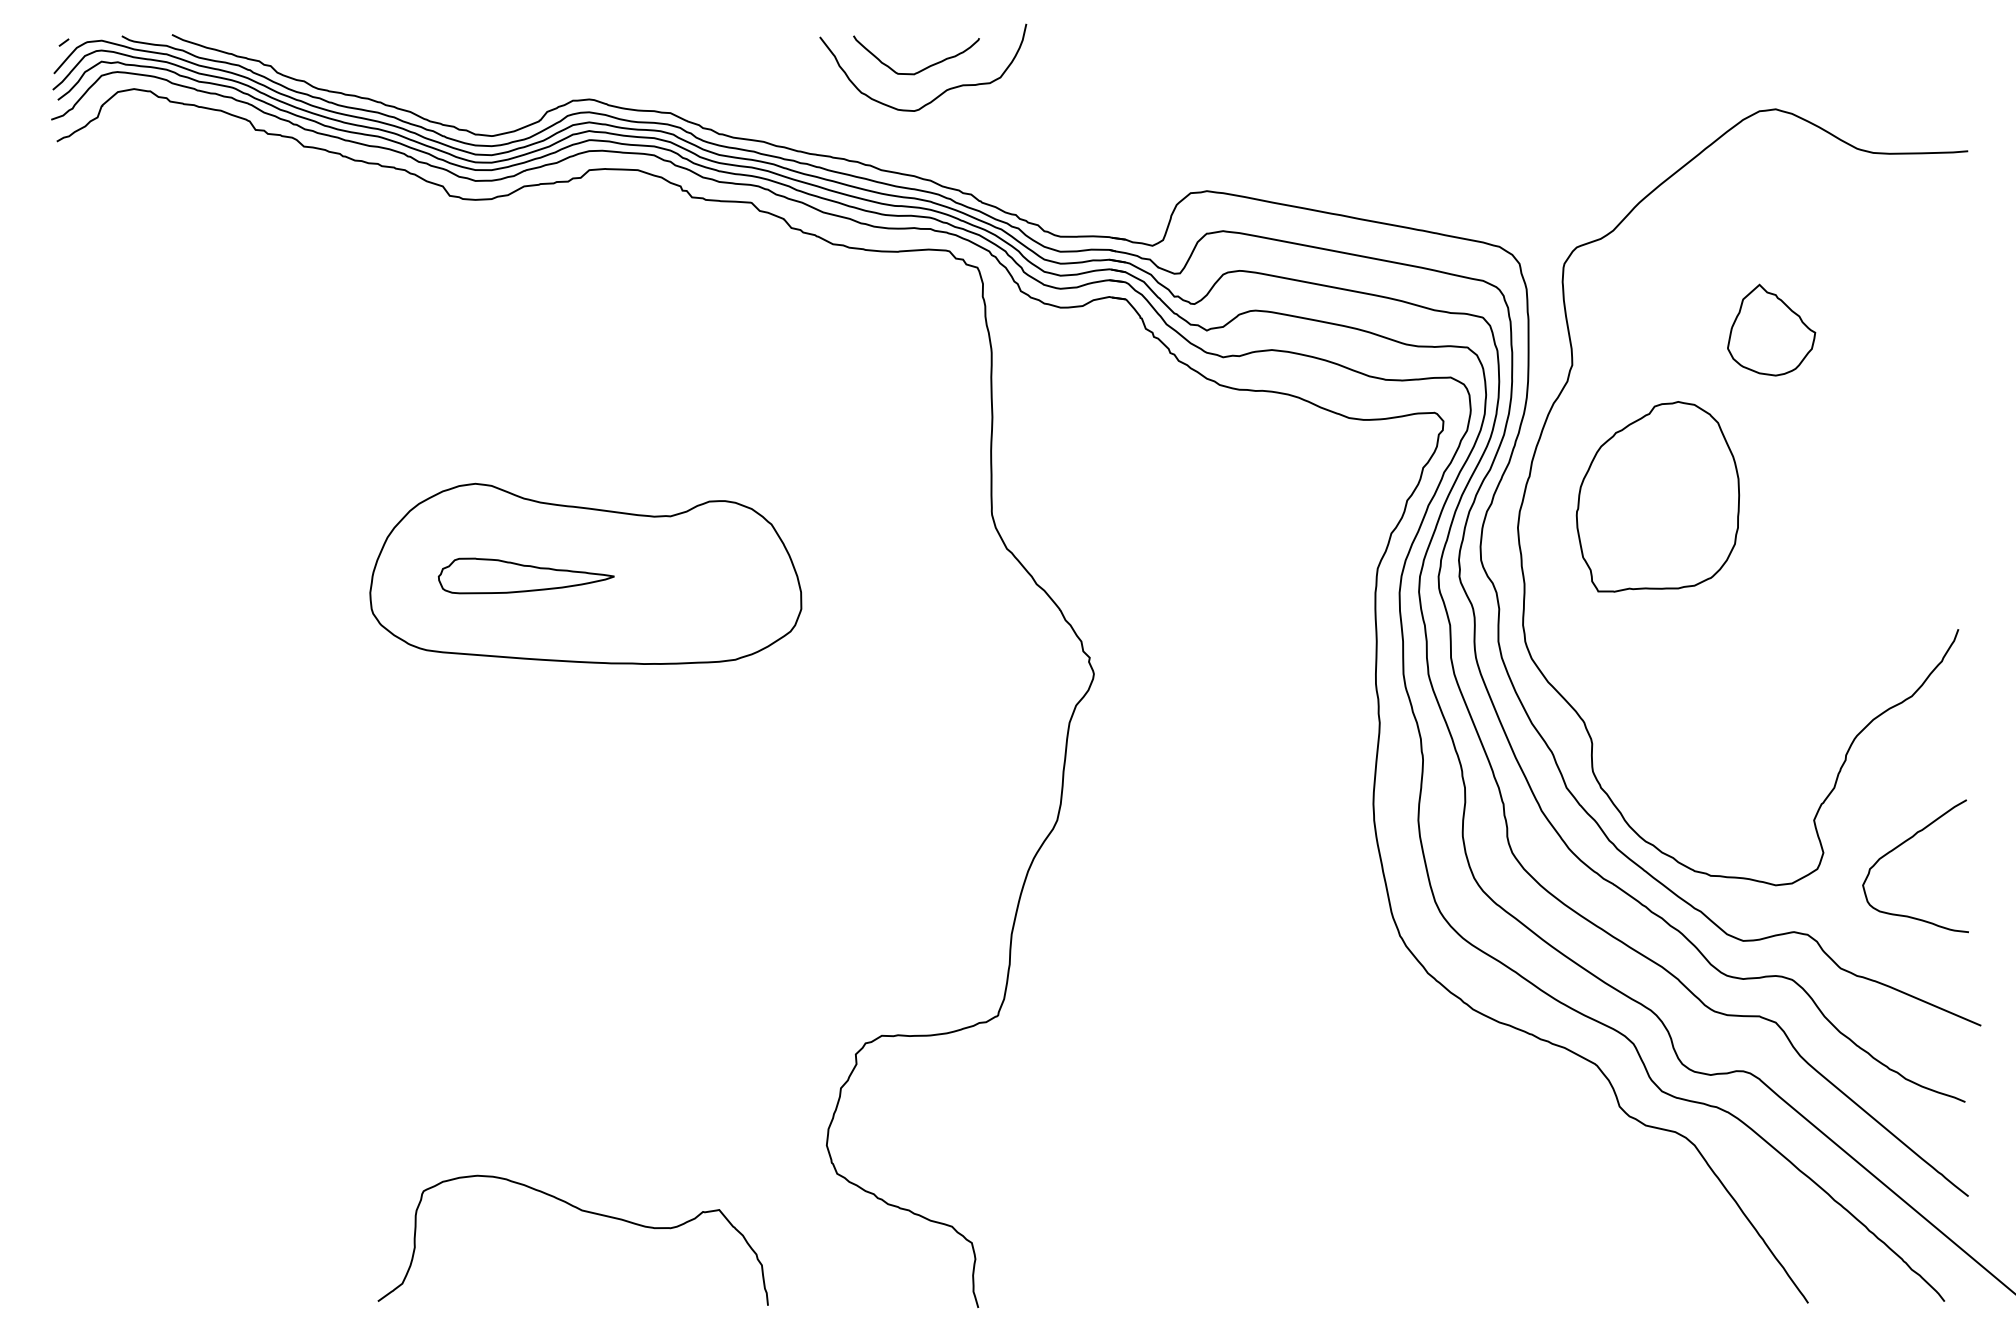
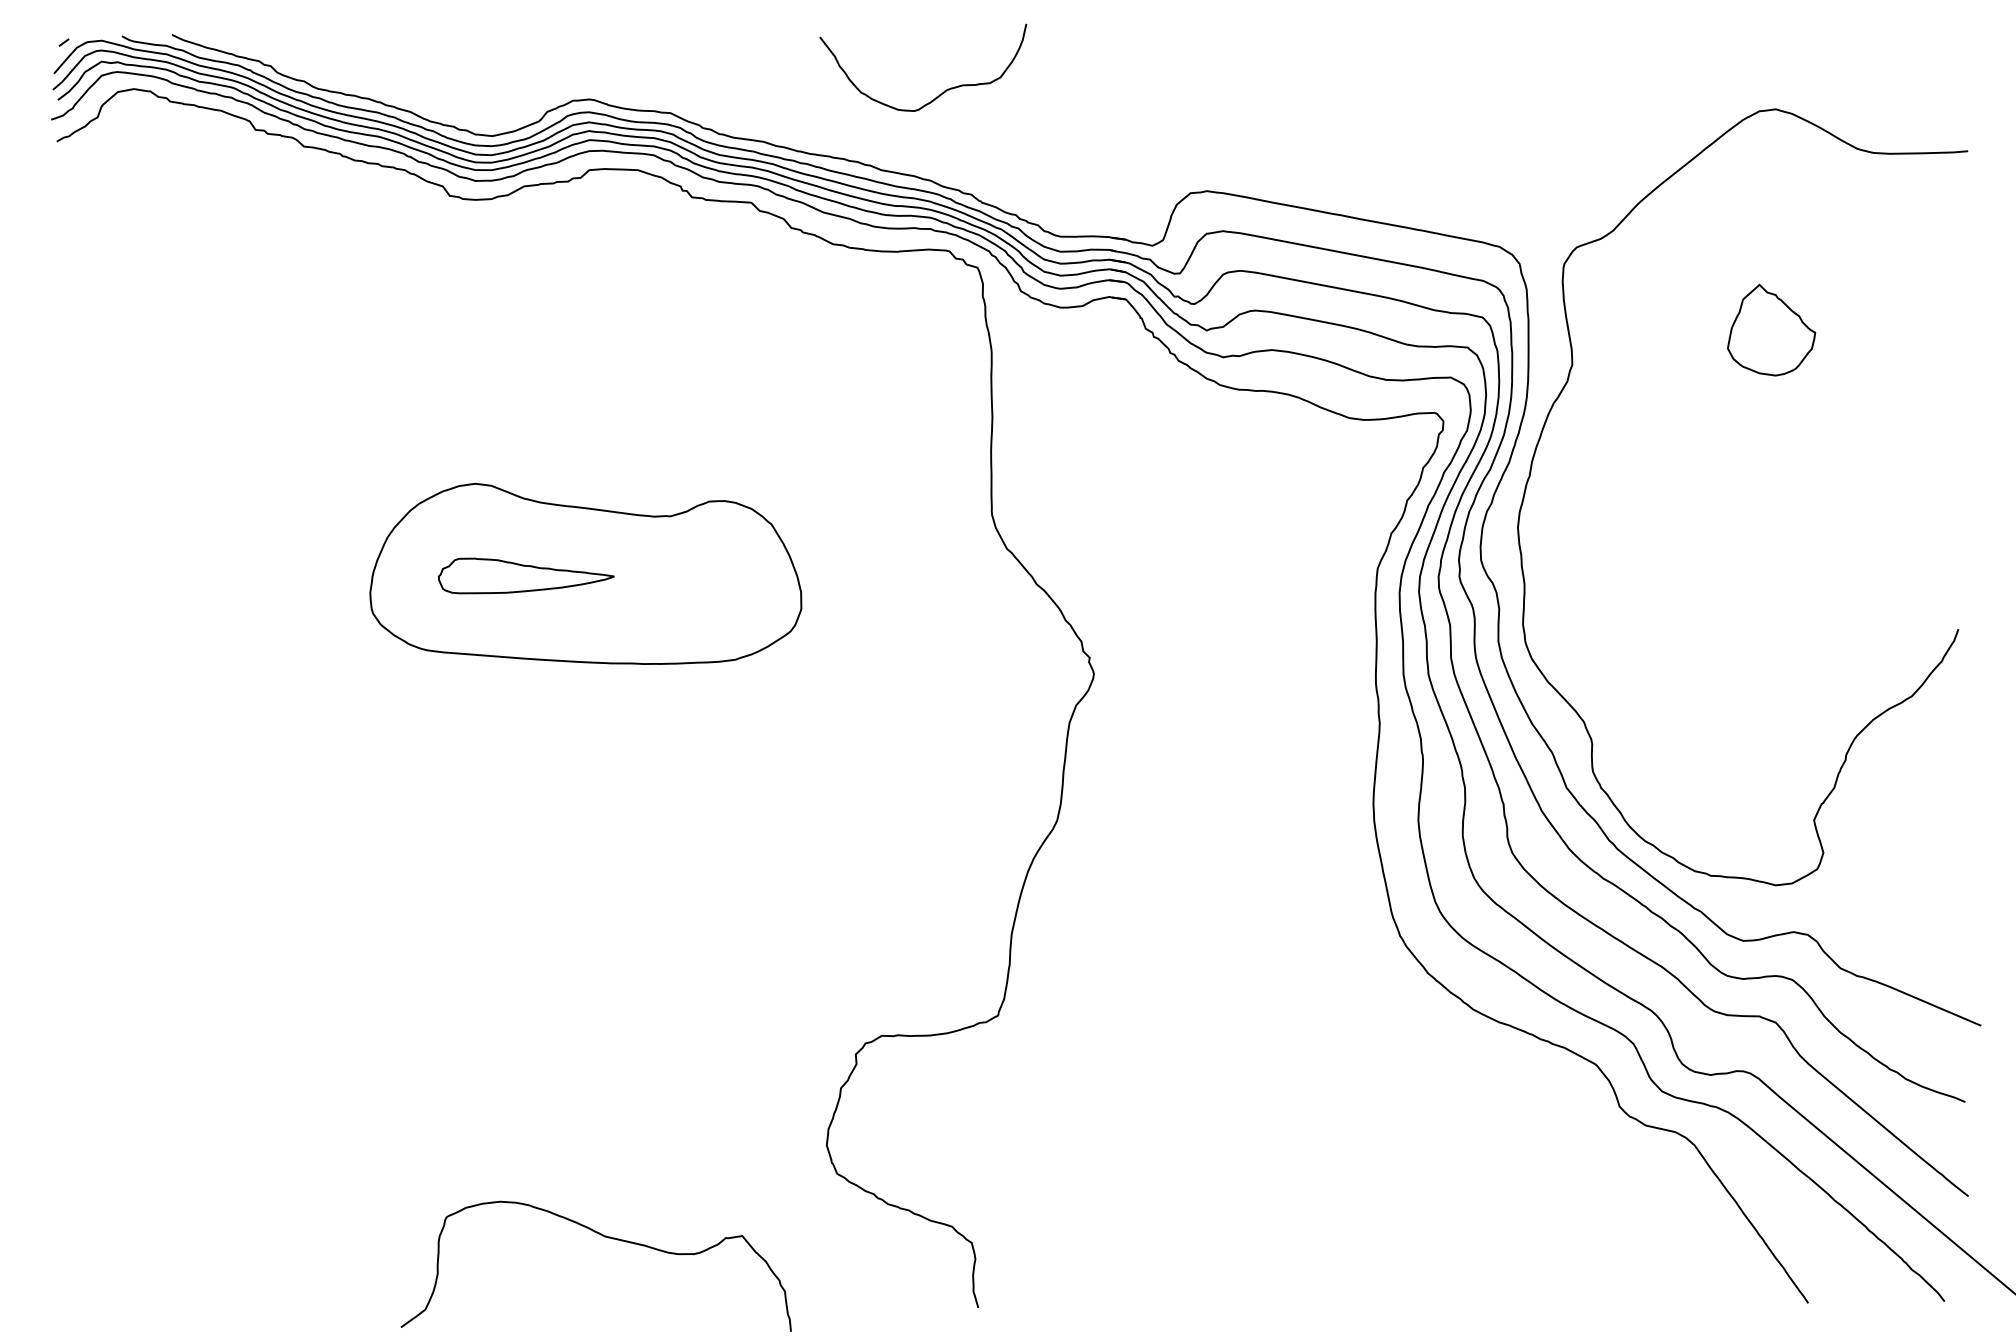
curve: present -> none (923, 68)
part: present -> none (1657, 496)
curve: present -> none (1901, 845)
curve position: (581, 1211) -> (604, 1237) (604, 1237)
